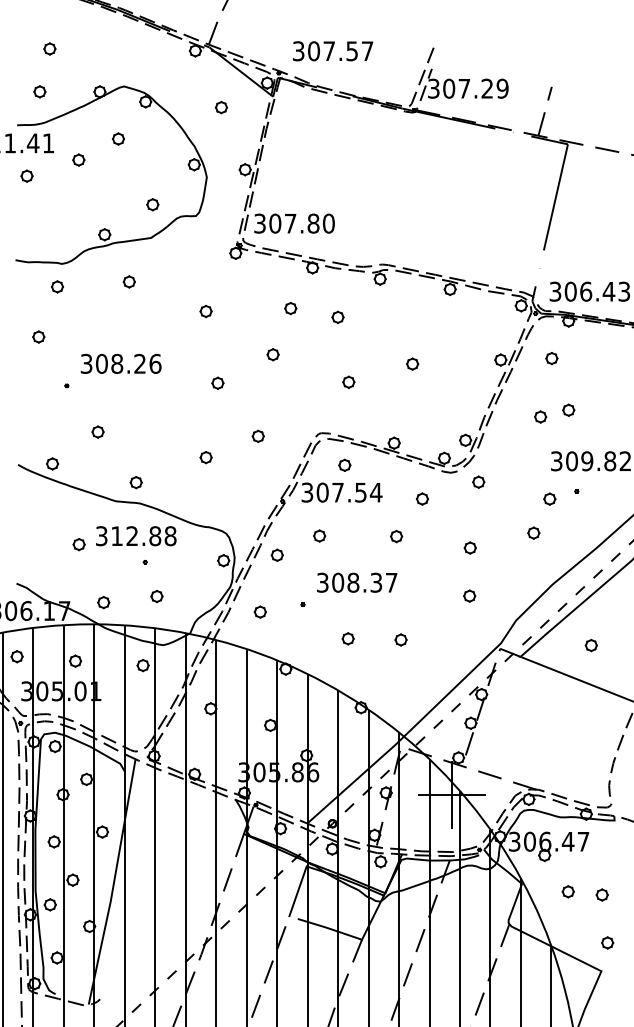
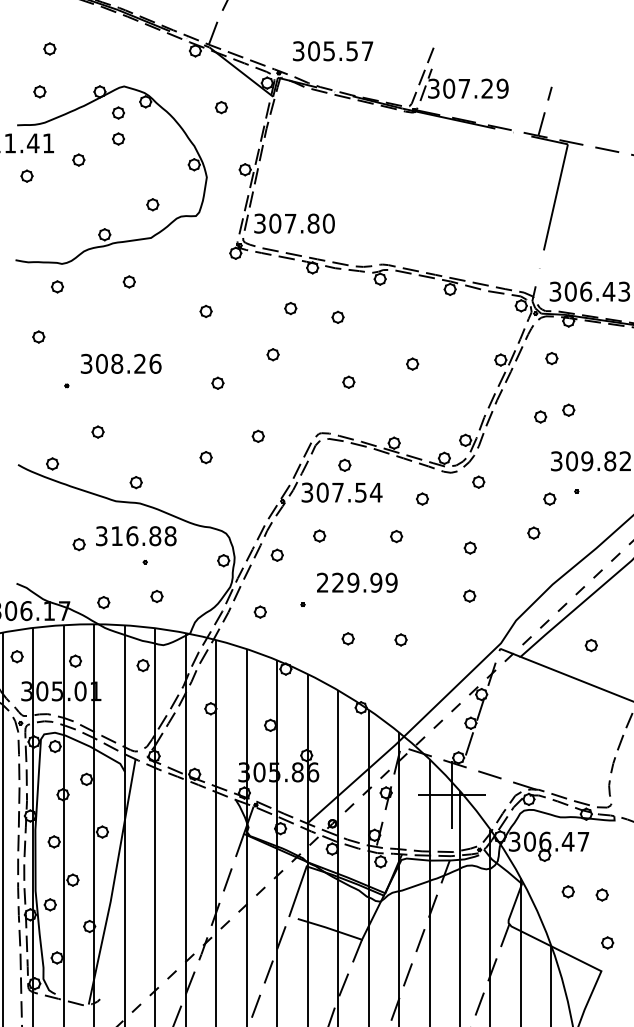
text: 307.57 -> 305.57 (328, 51)
part: none -> present (118, 112)
text: 312.88 -> 316.88 (132, 536)
text: 308.37 -> 229.99 (357, 582)
